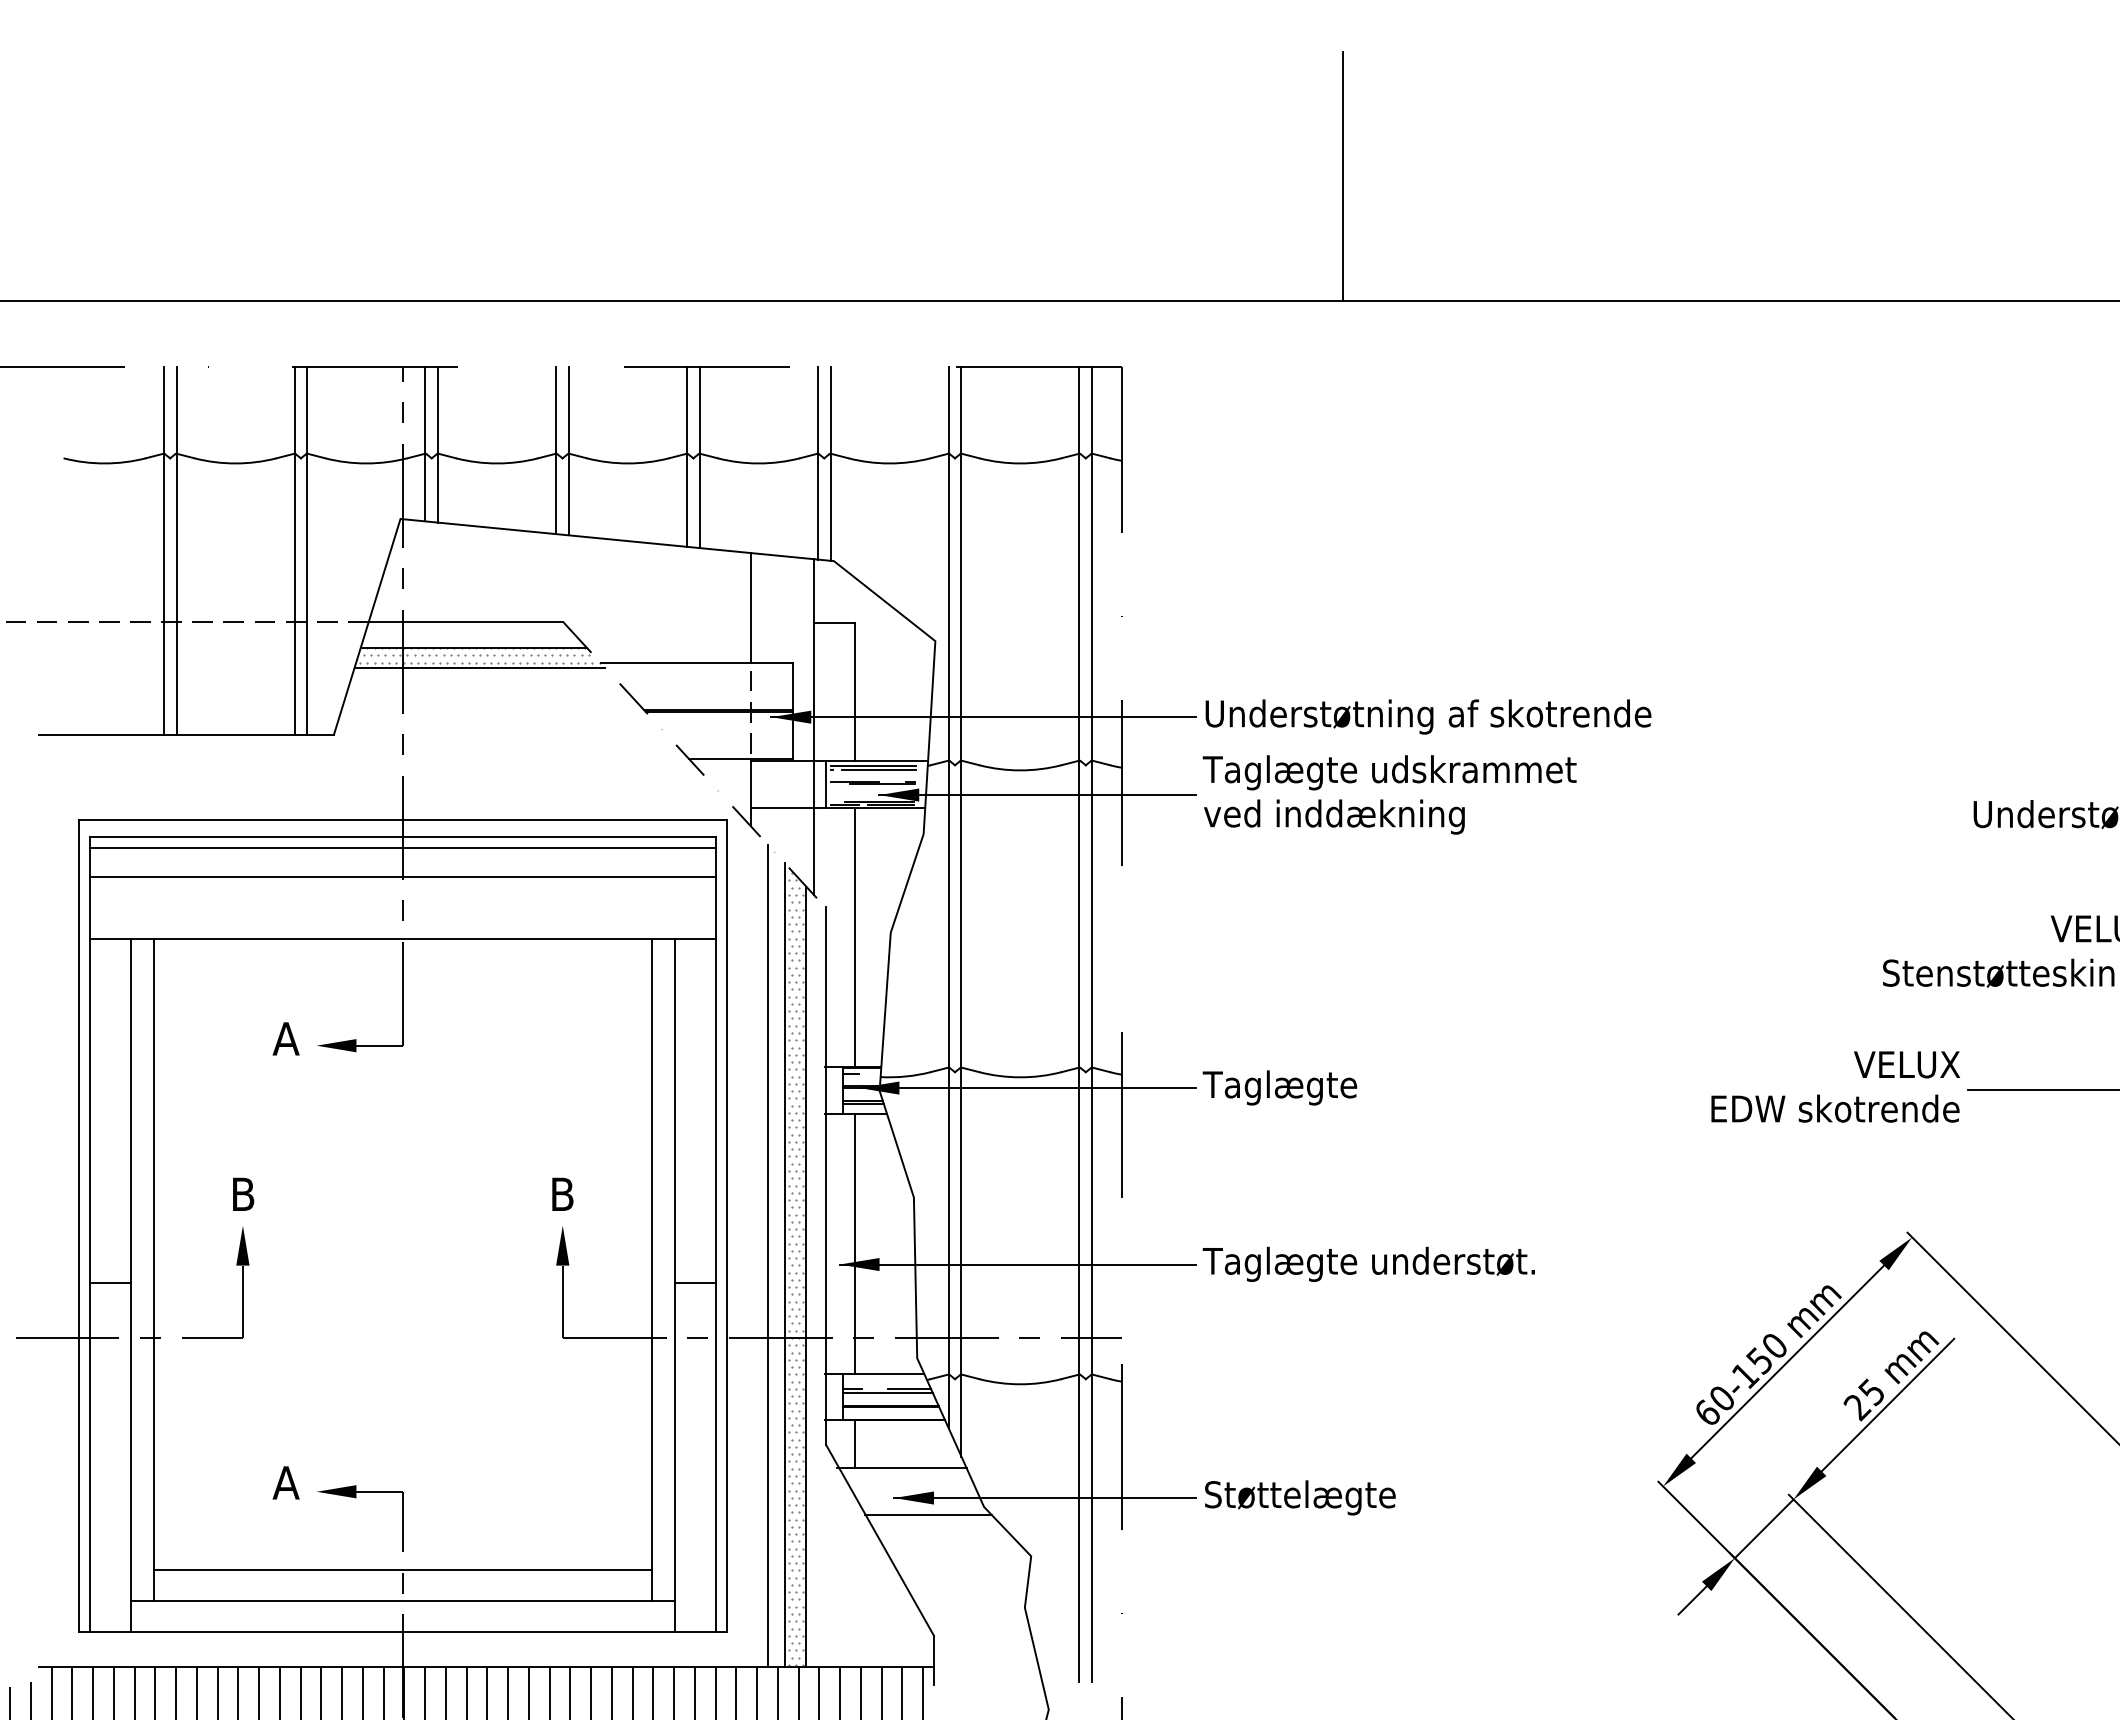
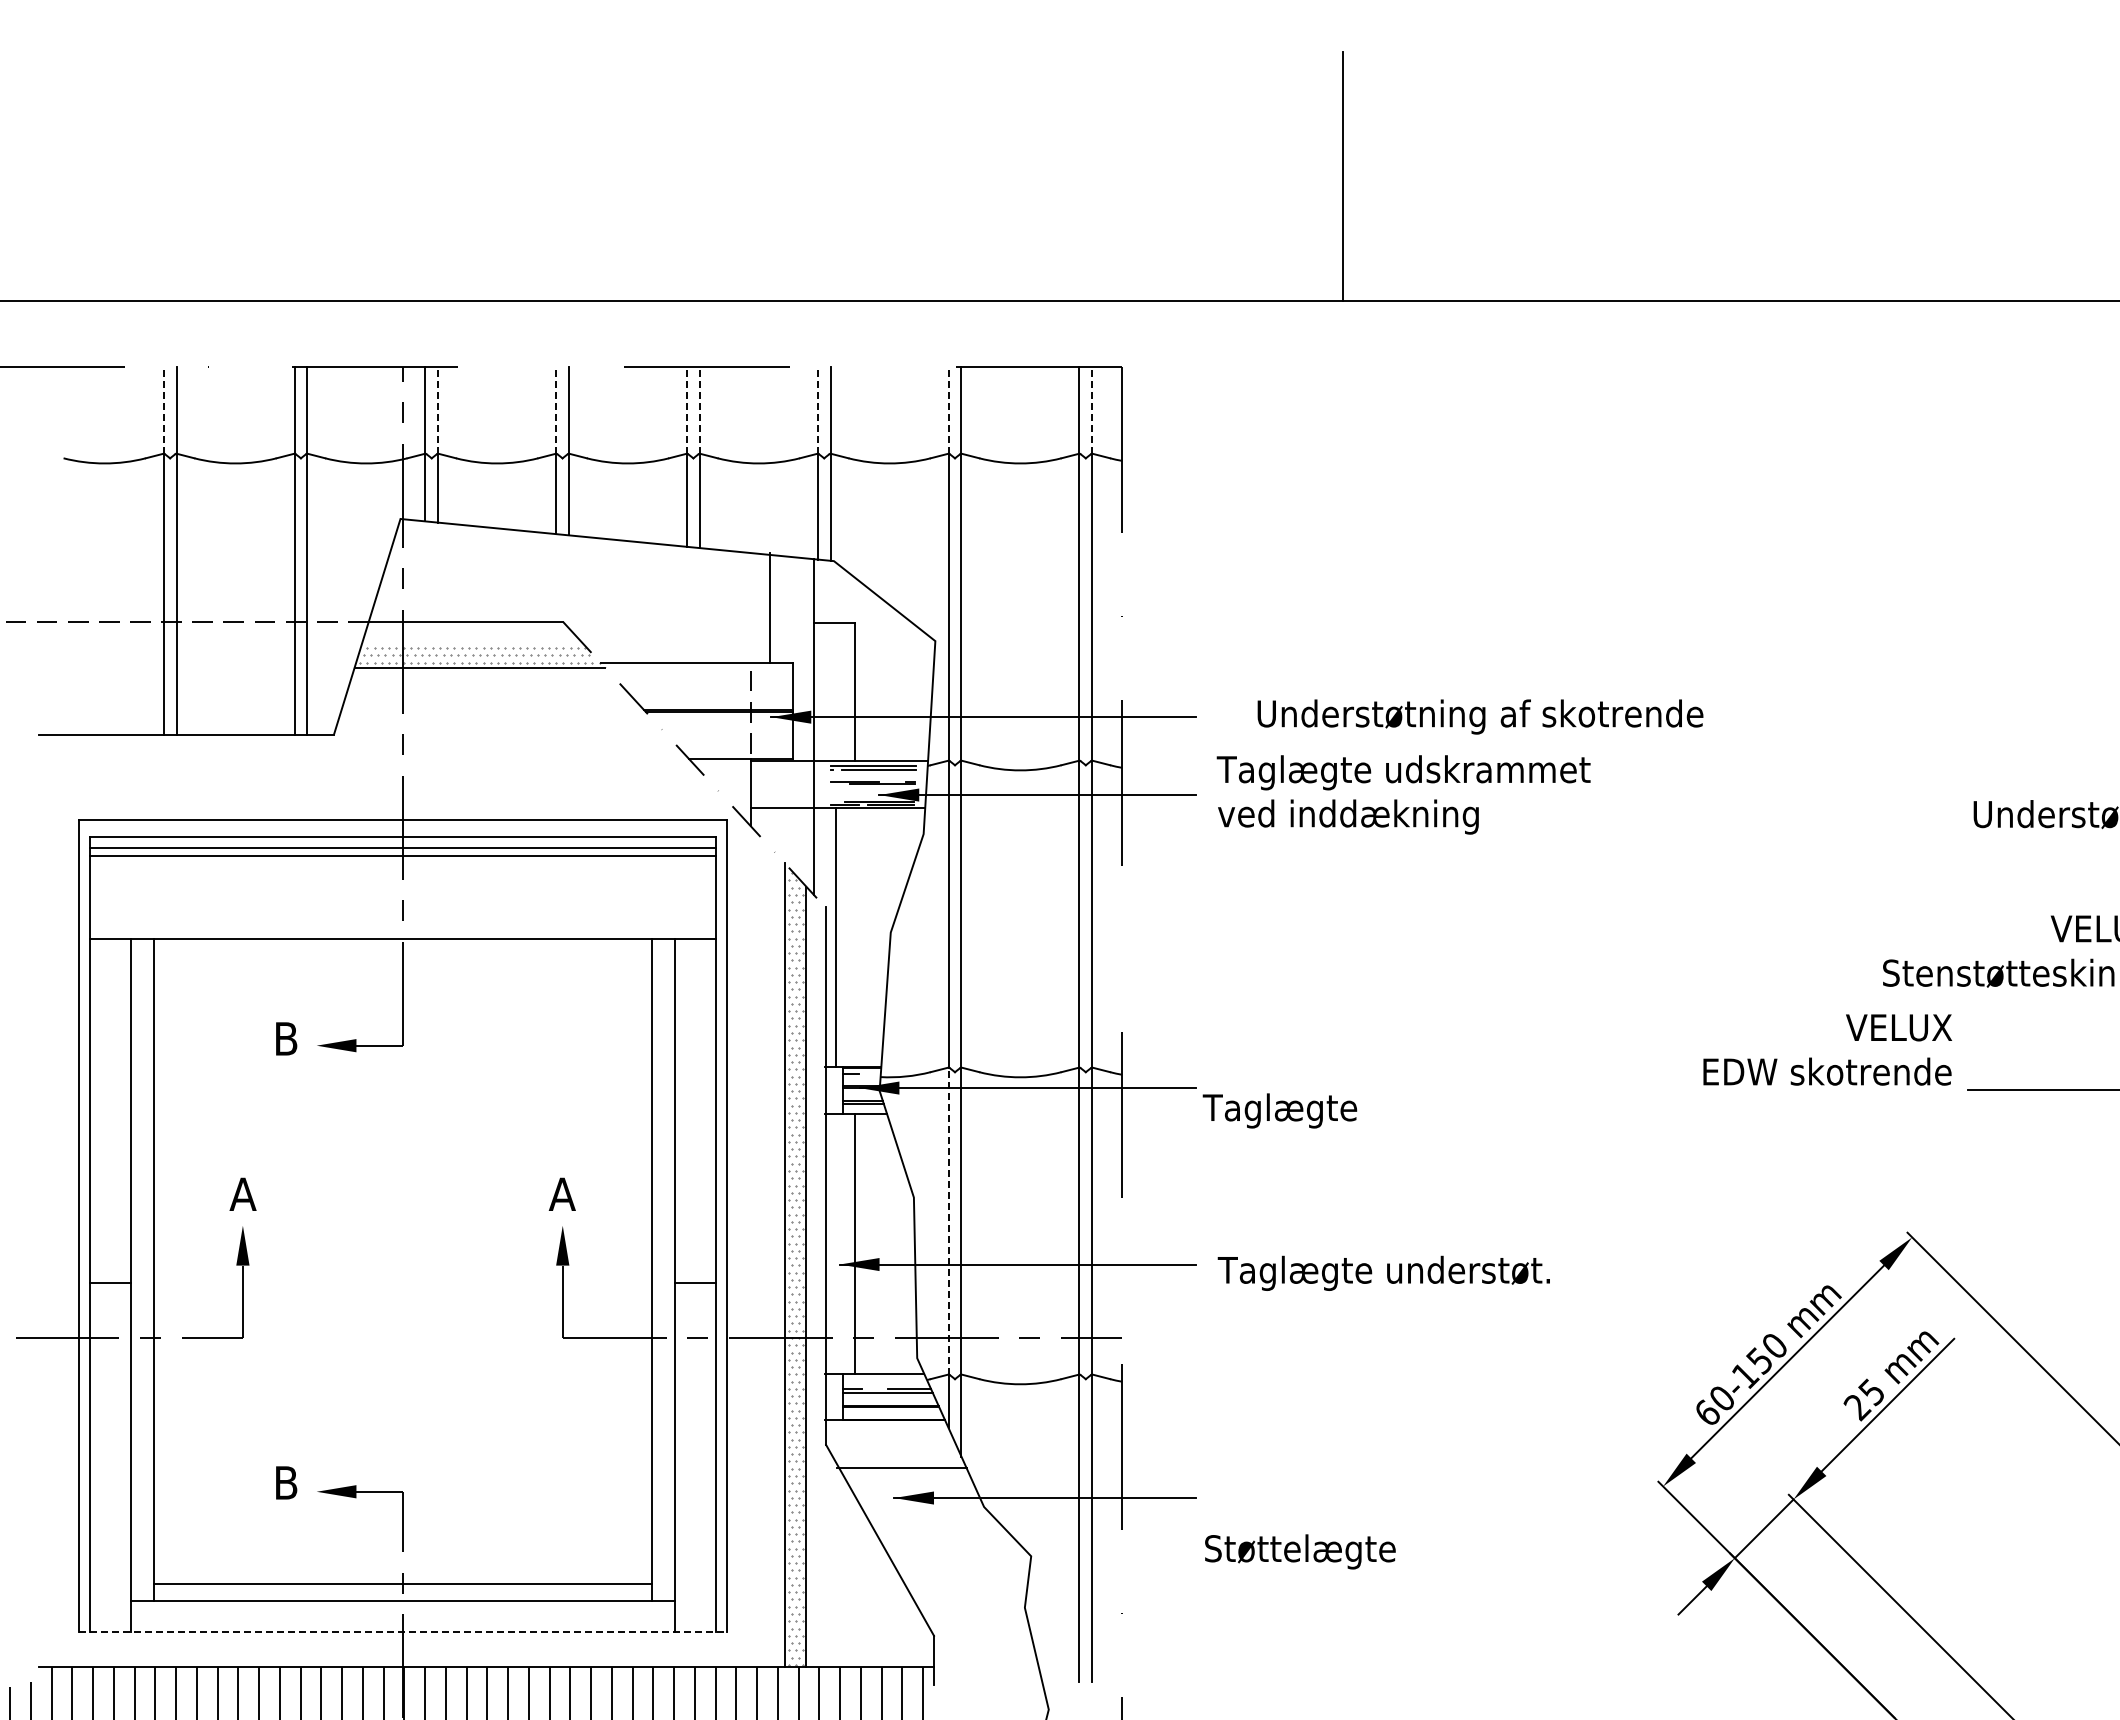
line: solid -> dashed (163, 409)
line: solid -> dashed (438, 409)
line: solid -> dashed (556, 409)
line: solid -> dashed (686, 409)
line: solid -> dashed (699, 409)
line: solid -> dashed (817, 409)
line: solid -> dashed (948, 409)
line: solid -> dashed (1092, 409)
line position: (751, 608) -> (770, 608) (770, 608)
line: present -> none (473, 647)
text position: (1428, 716) -> (1480, 716) (1480, 716)
line: present -> none (825, 784)
text position: (1389, 794) -> (1403, 794) (1403, 794)
line position: (402, 877) -> (402, 856) (402, 856)
line position: (855, 937) -> (836, 937) (836, 937)
text: A -> B (285, 1038)
text position: (1835, 1086) -> (1827, 1049) (1827, 1049)
text position: (1279, 1087) -> (1279, 1110) (1279, 1110)
text: B -> A (242, 1193)
text: B -> A (561, 1193)
line: solid -> dashed (948, 1220)
line: present -> none (768, 1255)
text position: (1368, 1263) -> (1383, 1272) (1383, 1272)
line: present -> none (855, 1444)
text: A -> B (285, 1482)
text position: (1300, 1497) -> (1300, 1551) (1300, 1551)
line: present -> none (927, 1514)
line position: (402, 1570) -> (402, 1584) (402, 1584)
line: solid -> dashed (402, 1631)
